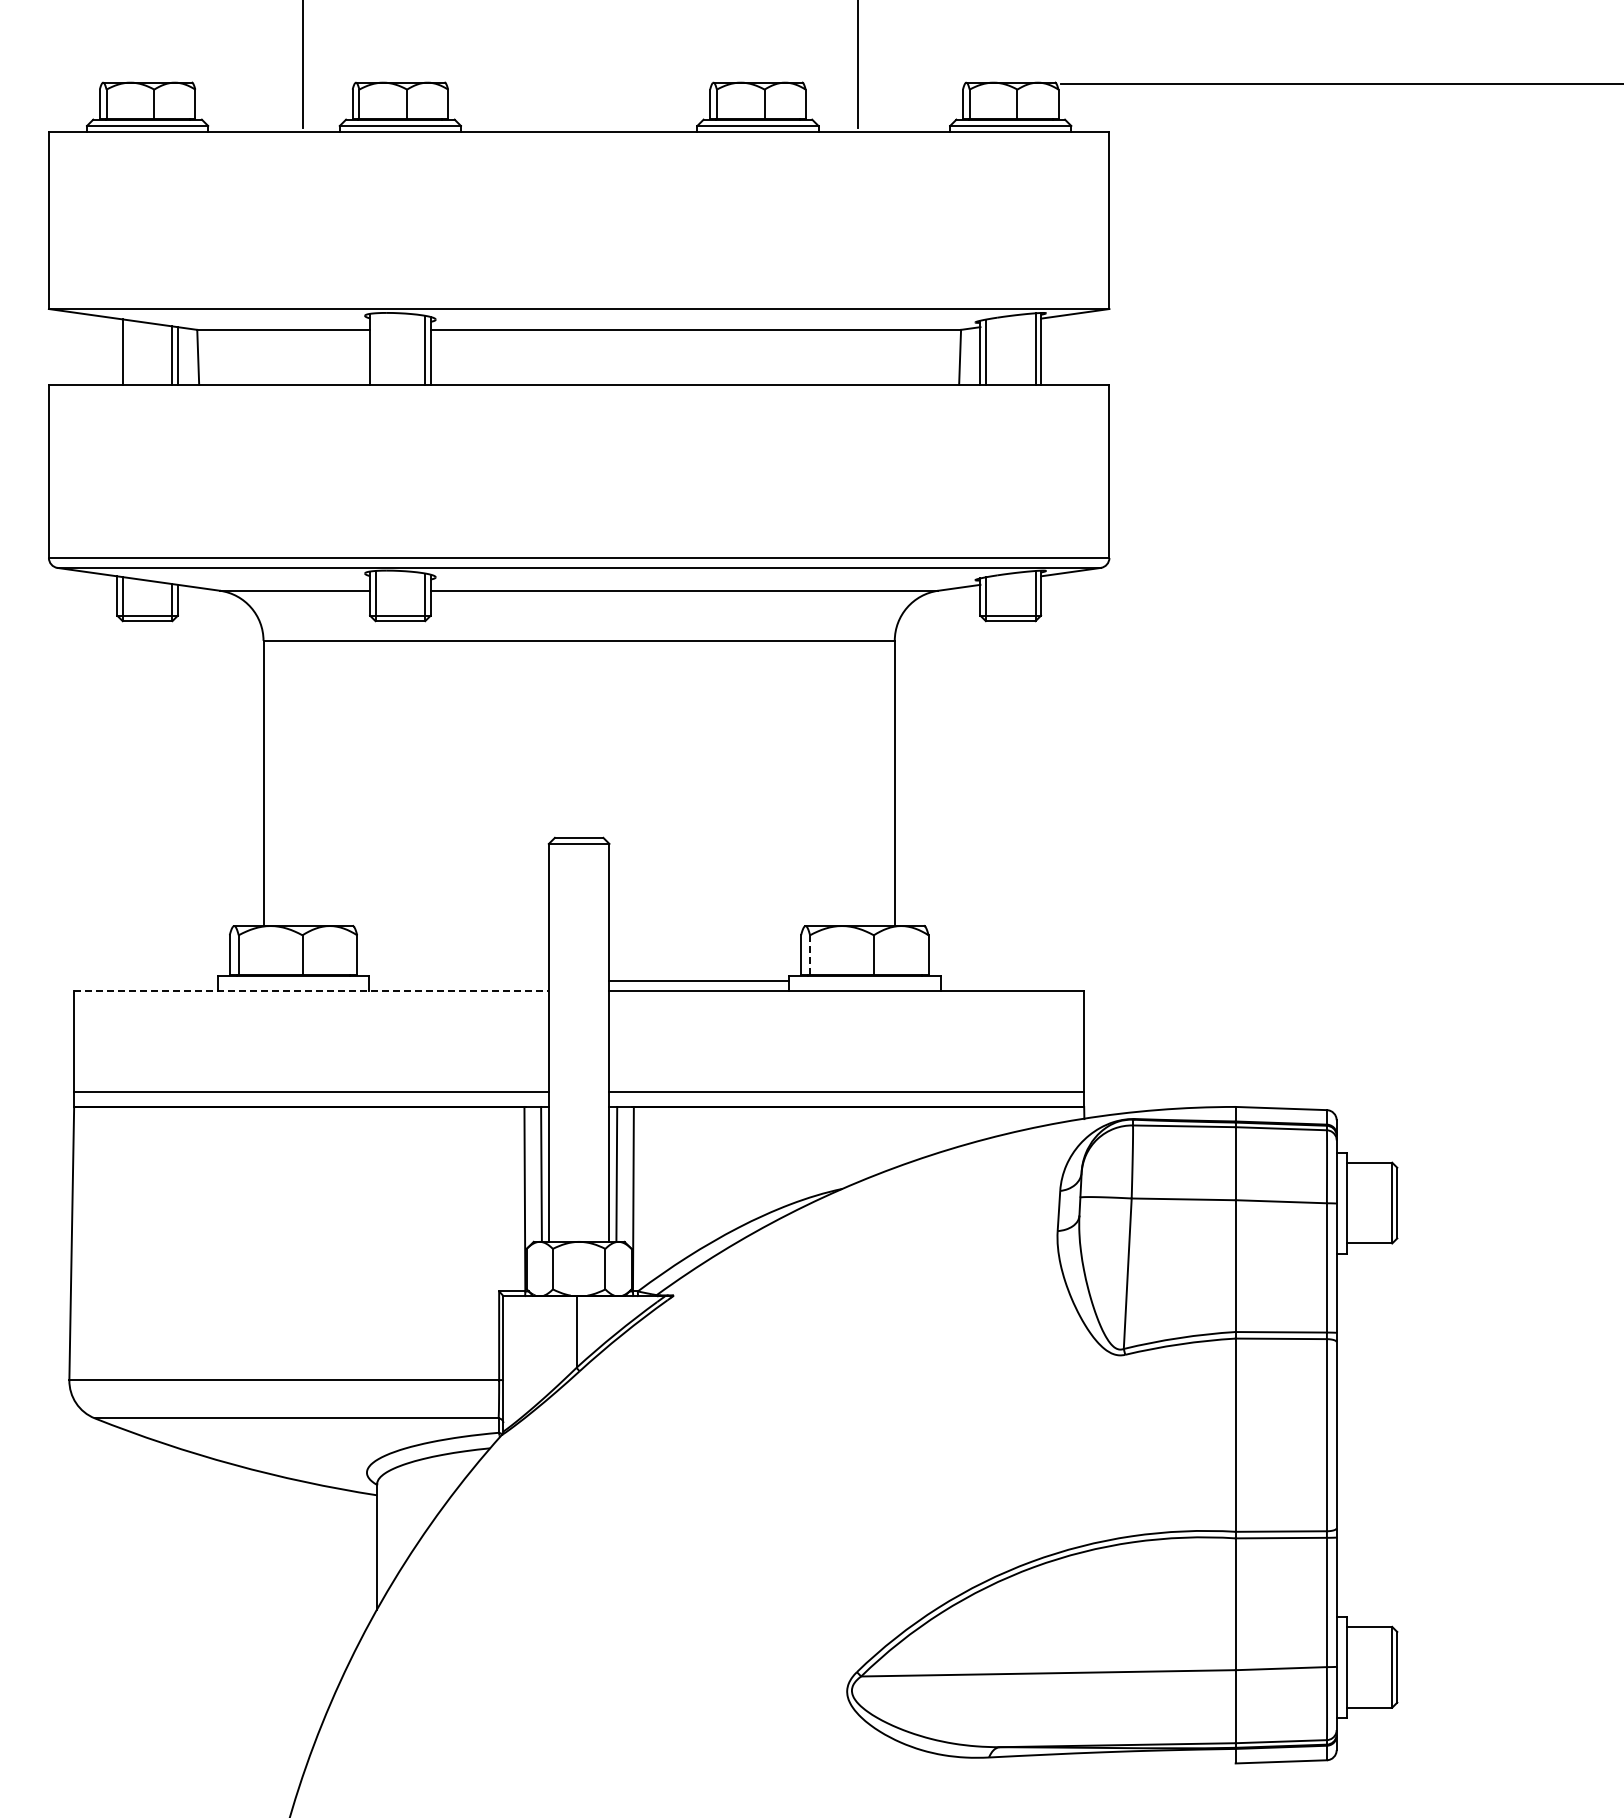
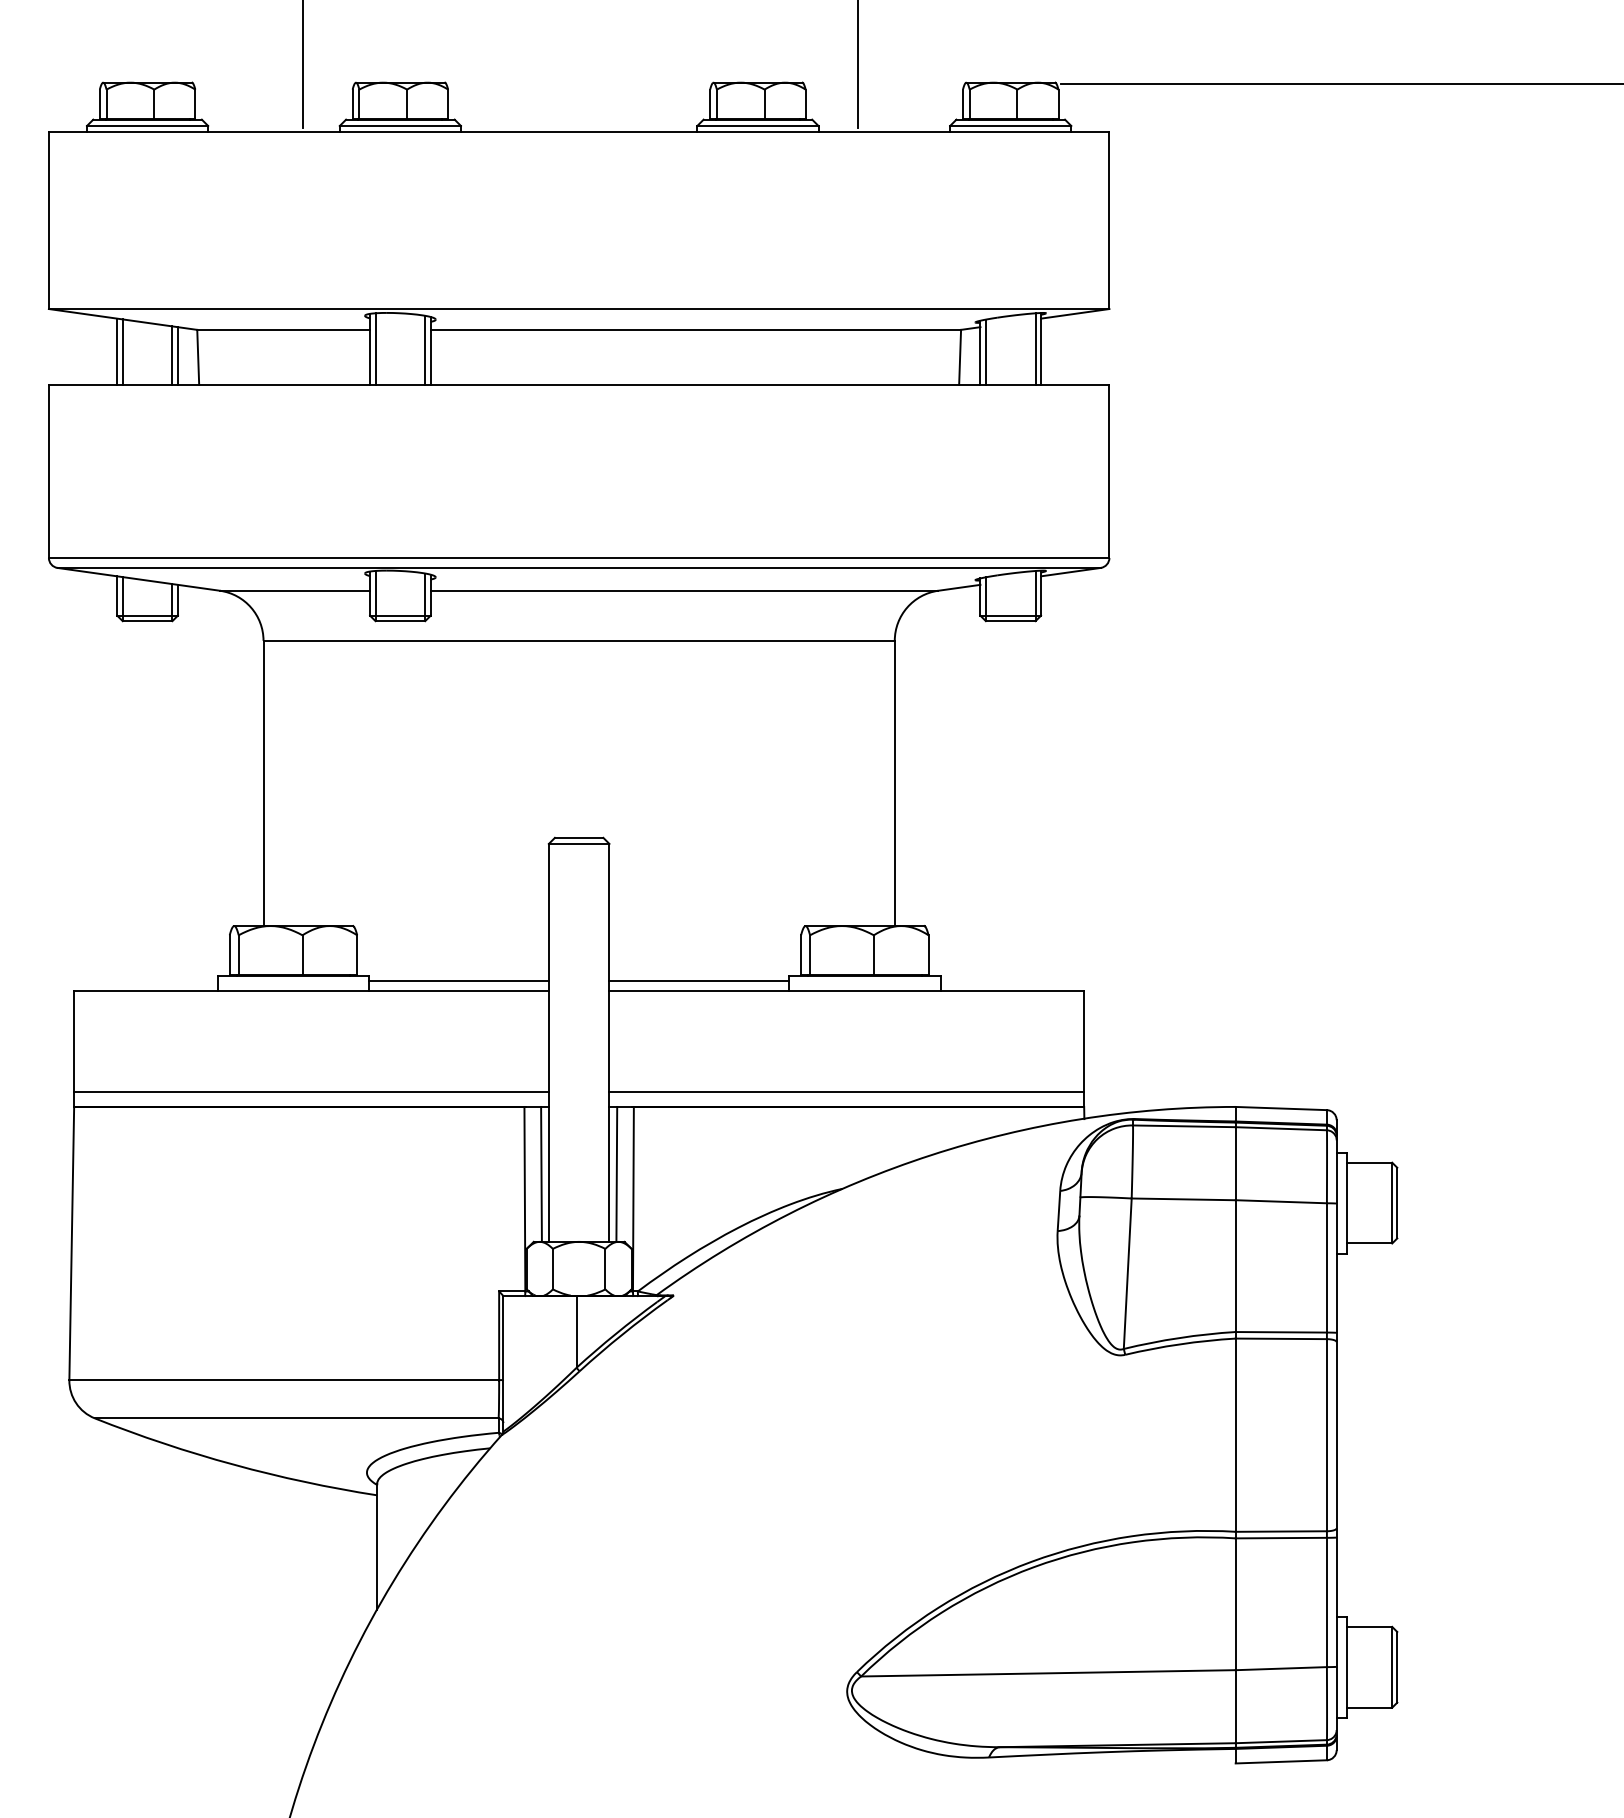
line: none -> present (375, 348)
line: none -> present (117, 351)
line: dashed -> solid (810, 954)
line: none -> present (458, 980)
line: dashed -> solid (312, 990)
